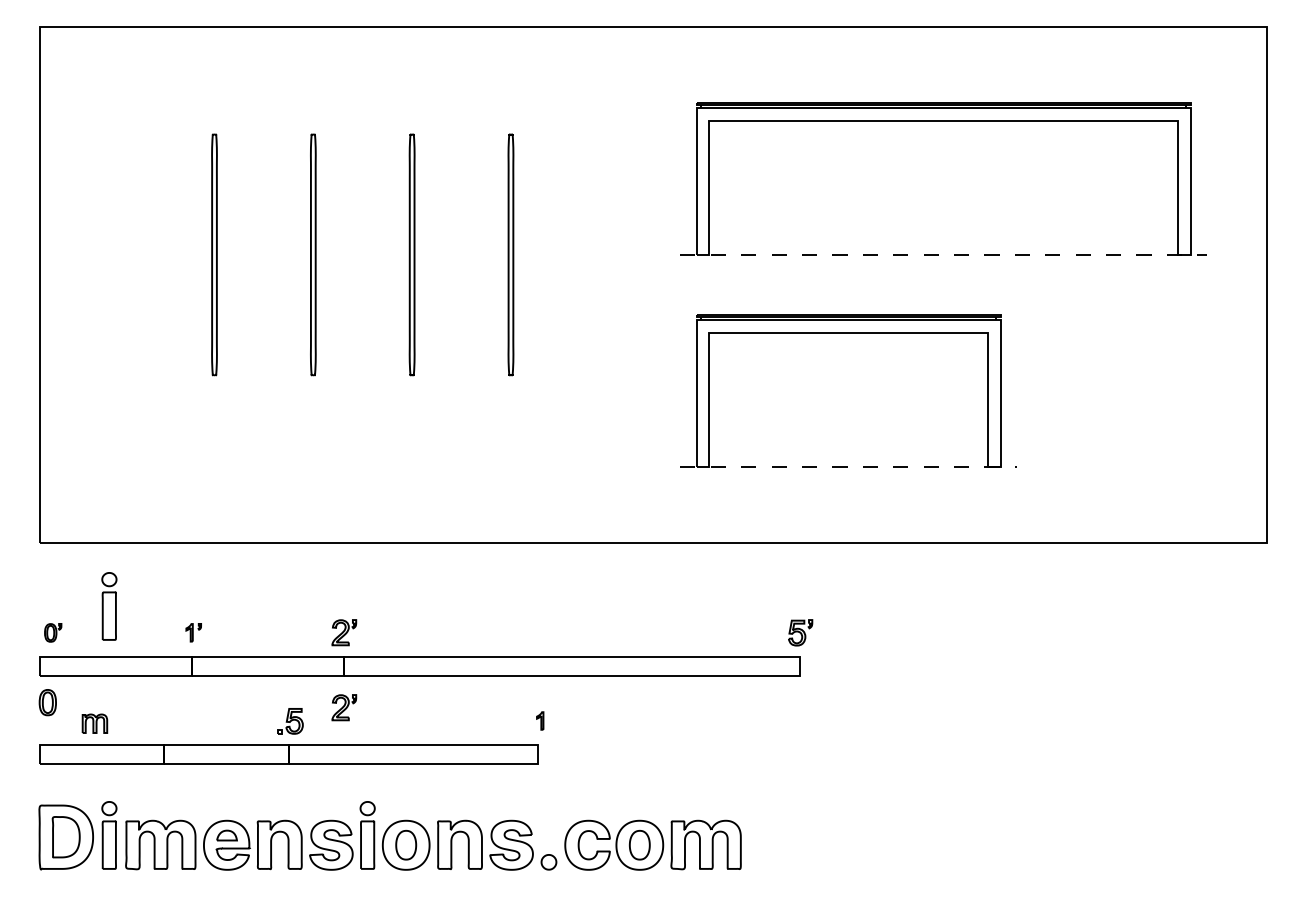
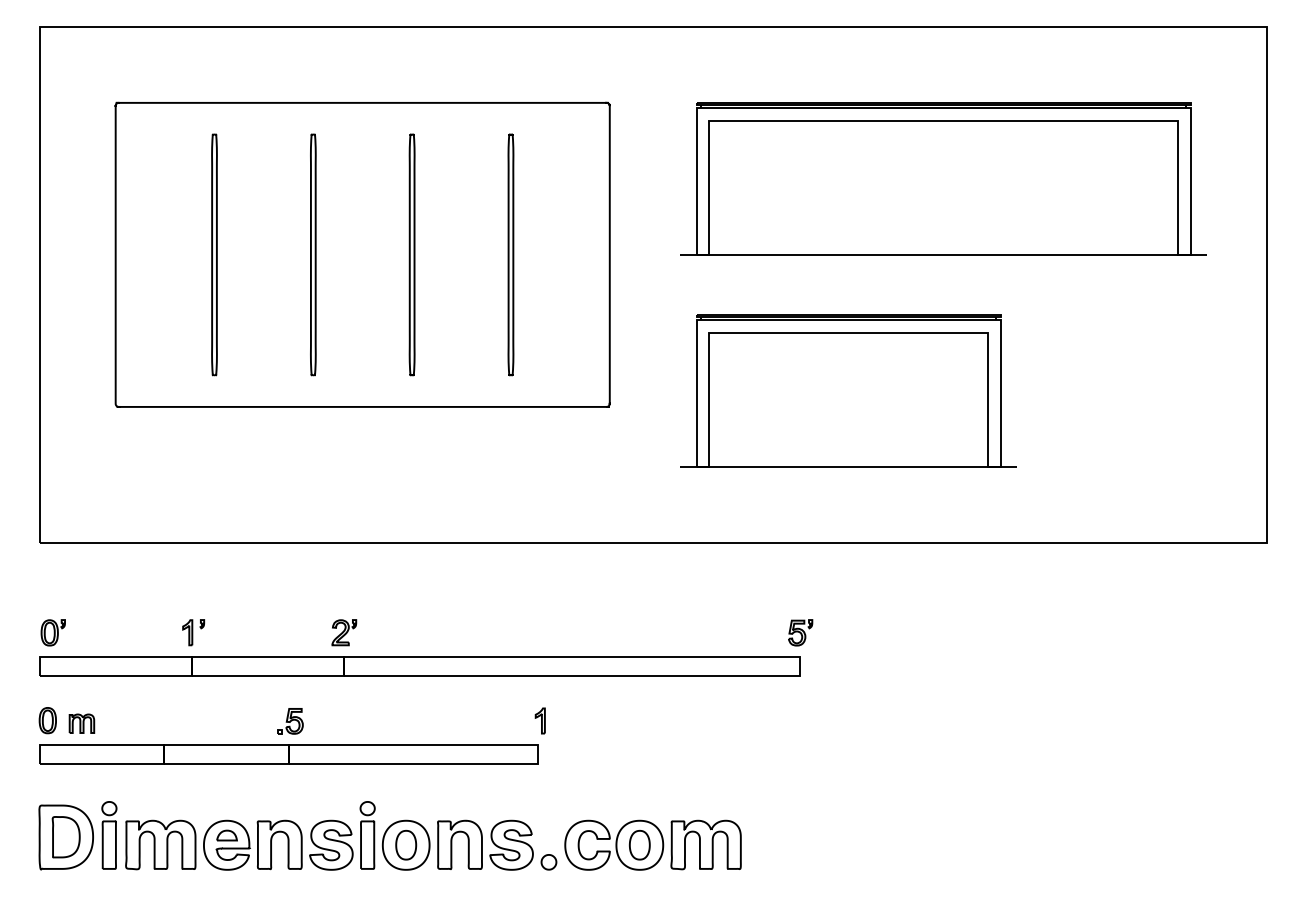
part: none -> present (362, 254)
line: dashed -> solid (944, 254)
line: dashed -> solid (849, 466)
part: present -> none (109, 606)
part size: 19x20 px -> 26x28 px (52, 632)
part size: 17x20 px -> 24x28 px (193, 632)
part position: (47, 702) -> (47, 720) (47, 720)
part: present -> none (344, 707)
part size: 9x20 px -> 12x28 px (539, 720)
part position: (94, 723) -> (81, 723) (81, 723)
